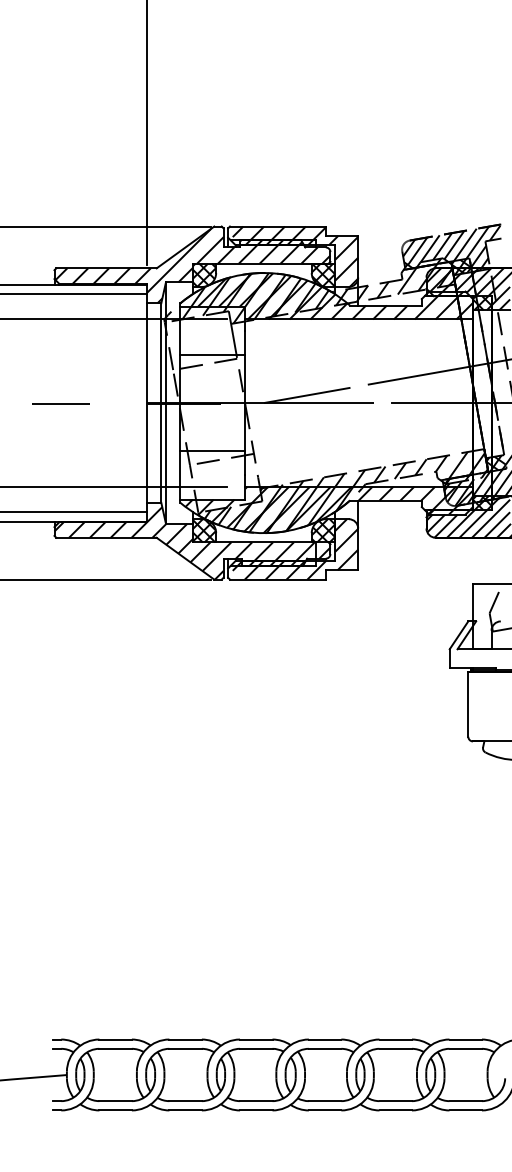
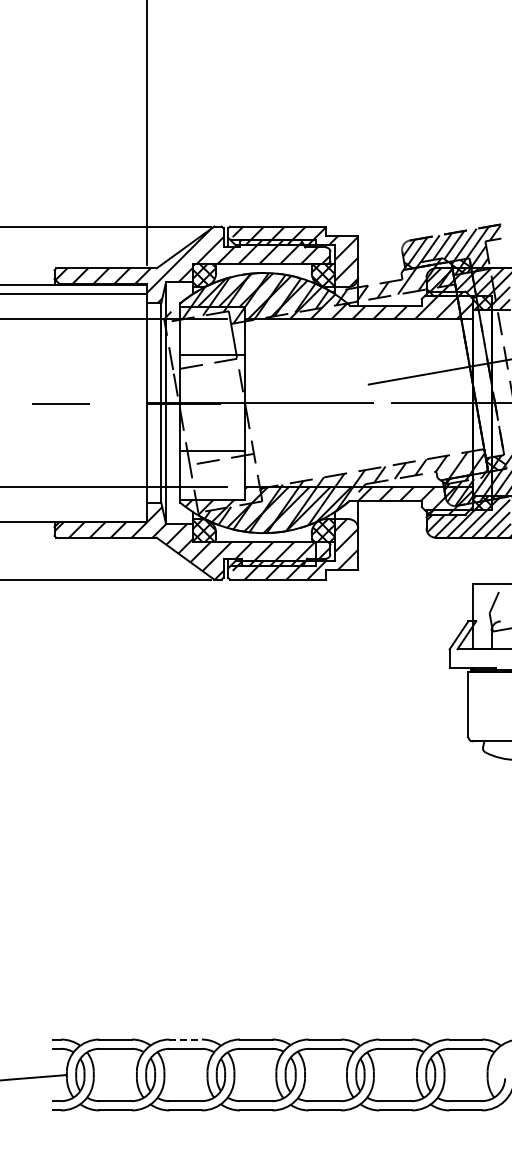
line: present -> none (306, 395)
line: present -> none (74, 512)
line: solid -> dashed (186, 1039)
